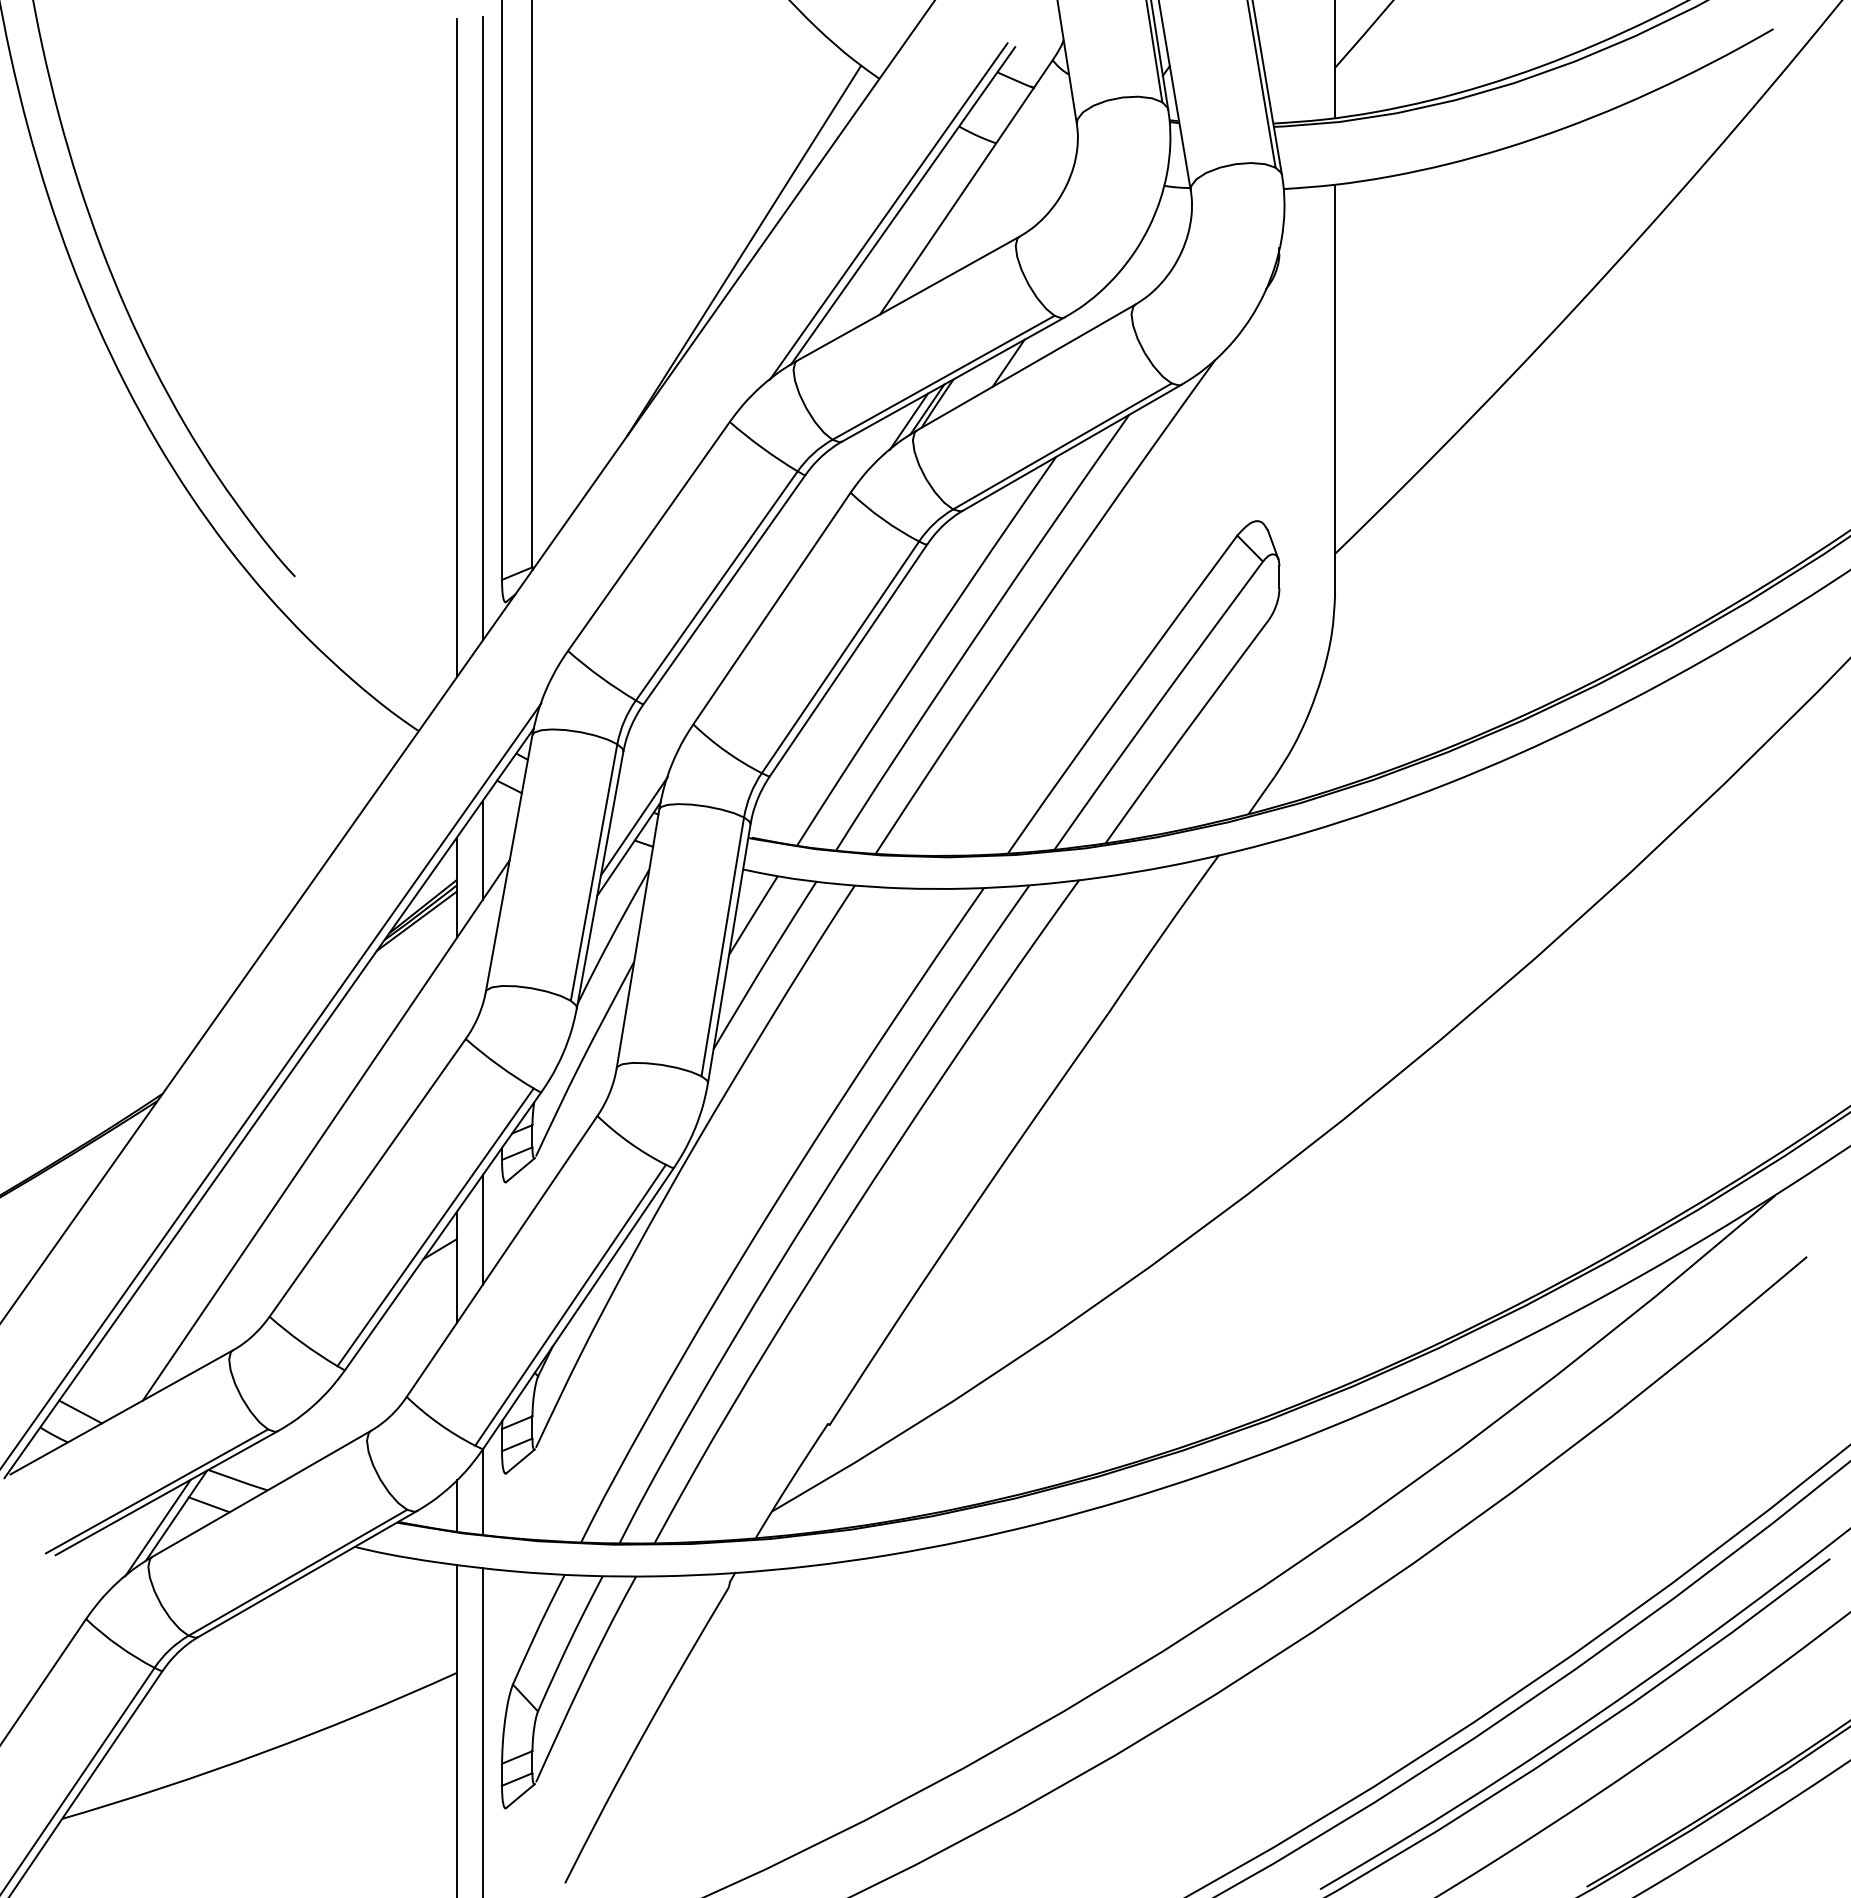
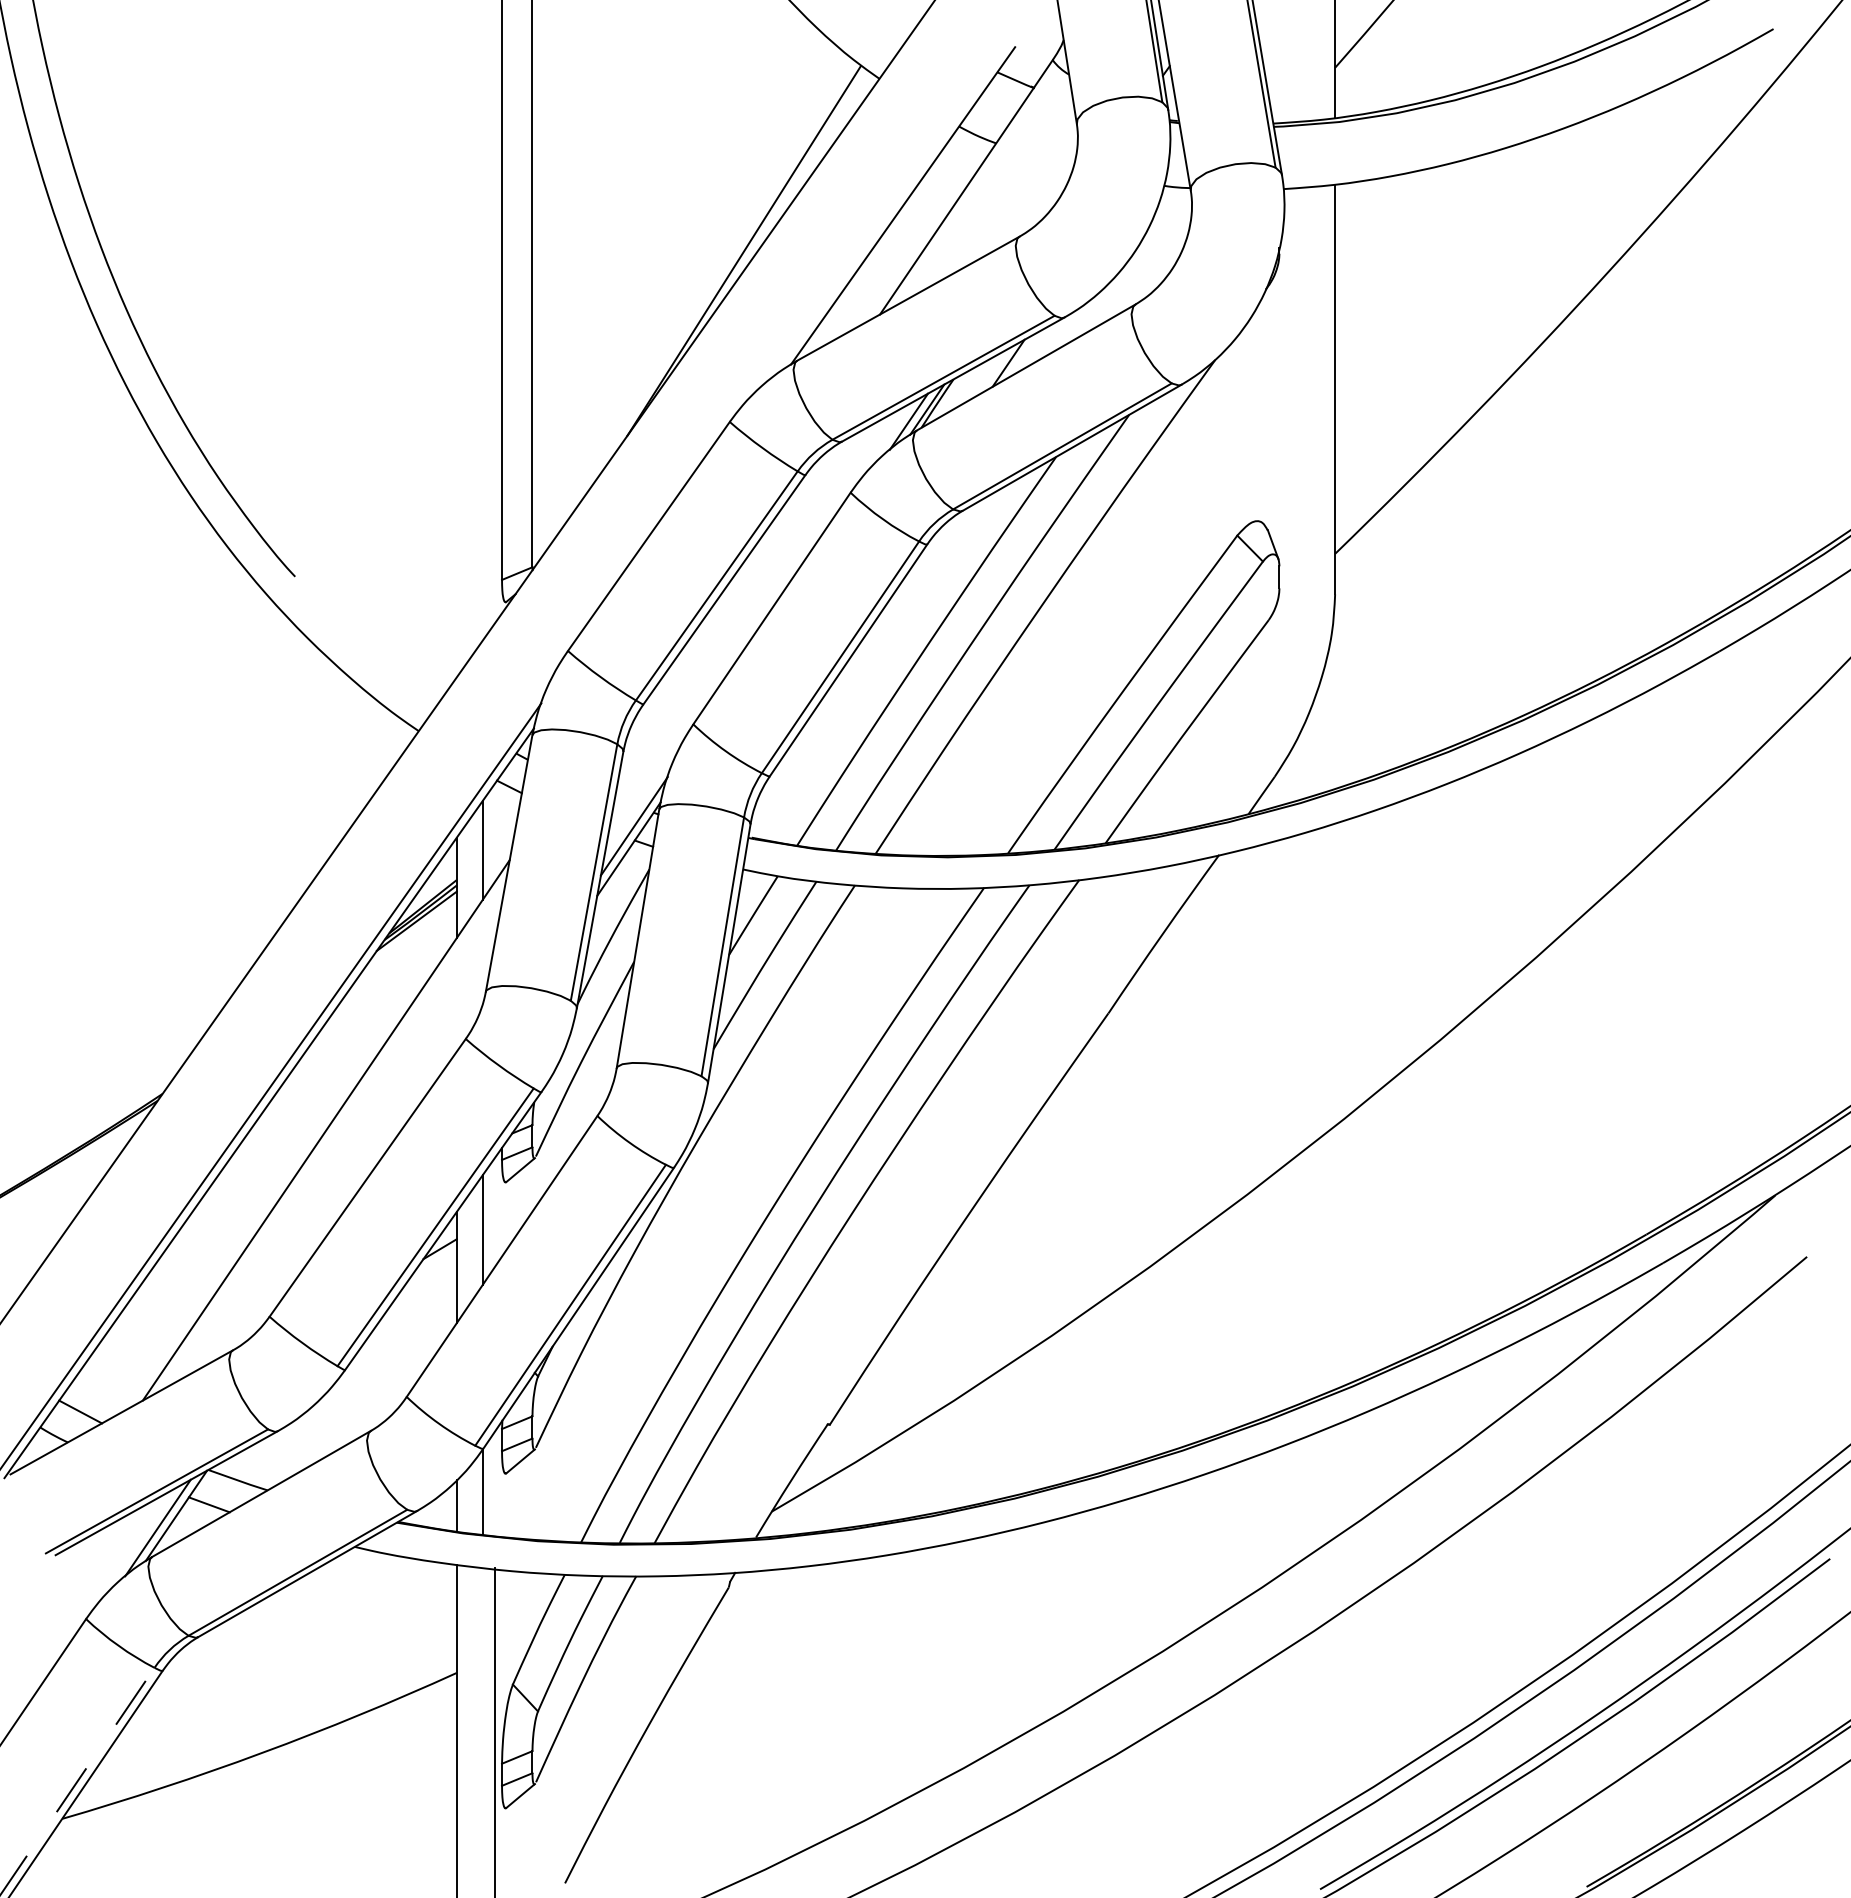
line: present -> none (888, 211)
line: present -> none (482, 328)
line: present -> none (456, 348)
line position: (482, 1730) -> (494, 1730) (494, 1730)
line: solid -> dashed (77, 1781)
